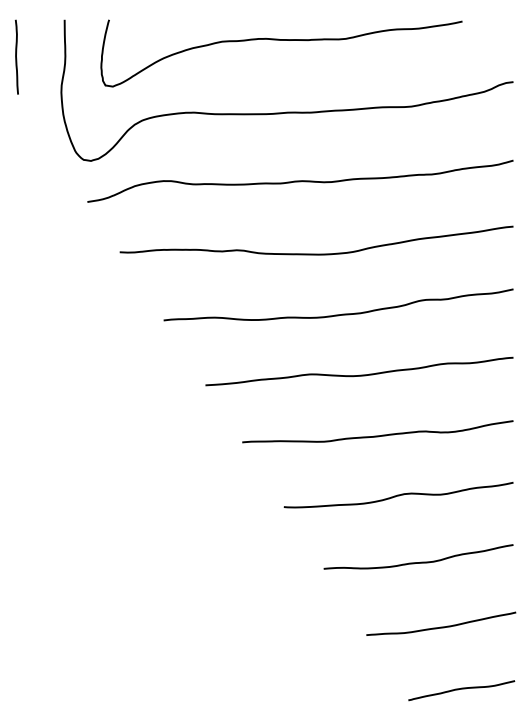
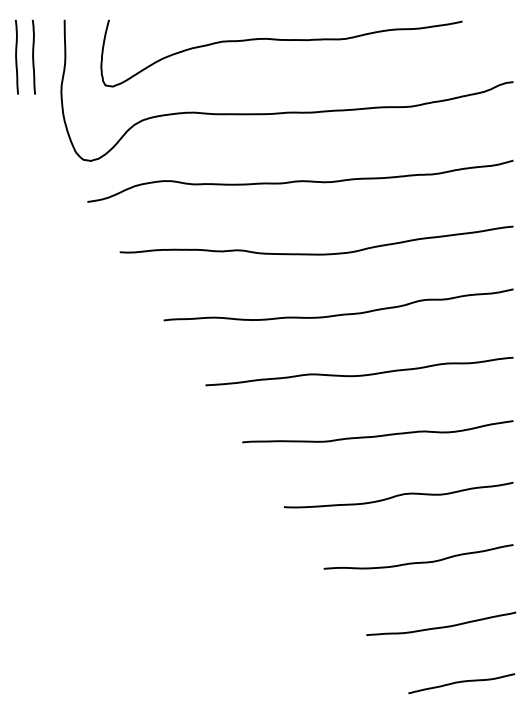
line: none -> present (33, 56)
curve position: (461, 689) -> (461, 682) (461, 682)
